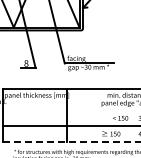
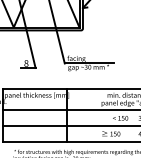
line: none -> present (69, 109)
line: dashed -> solid (71, 142)
